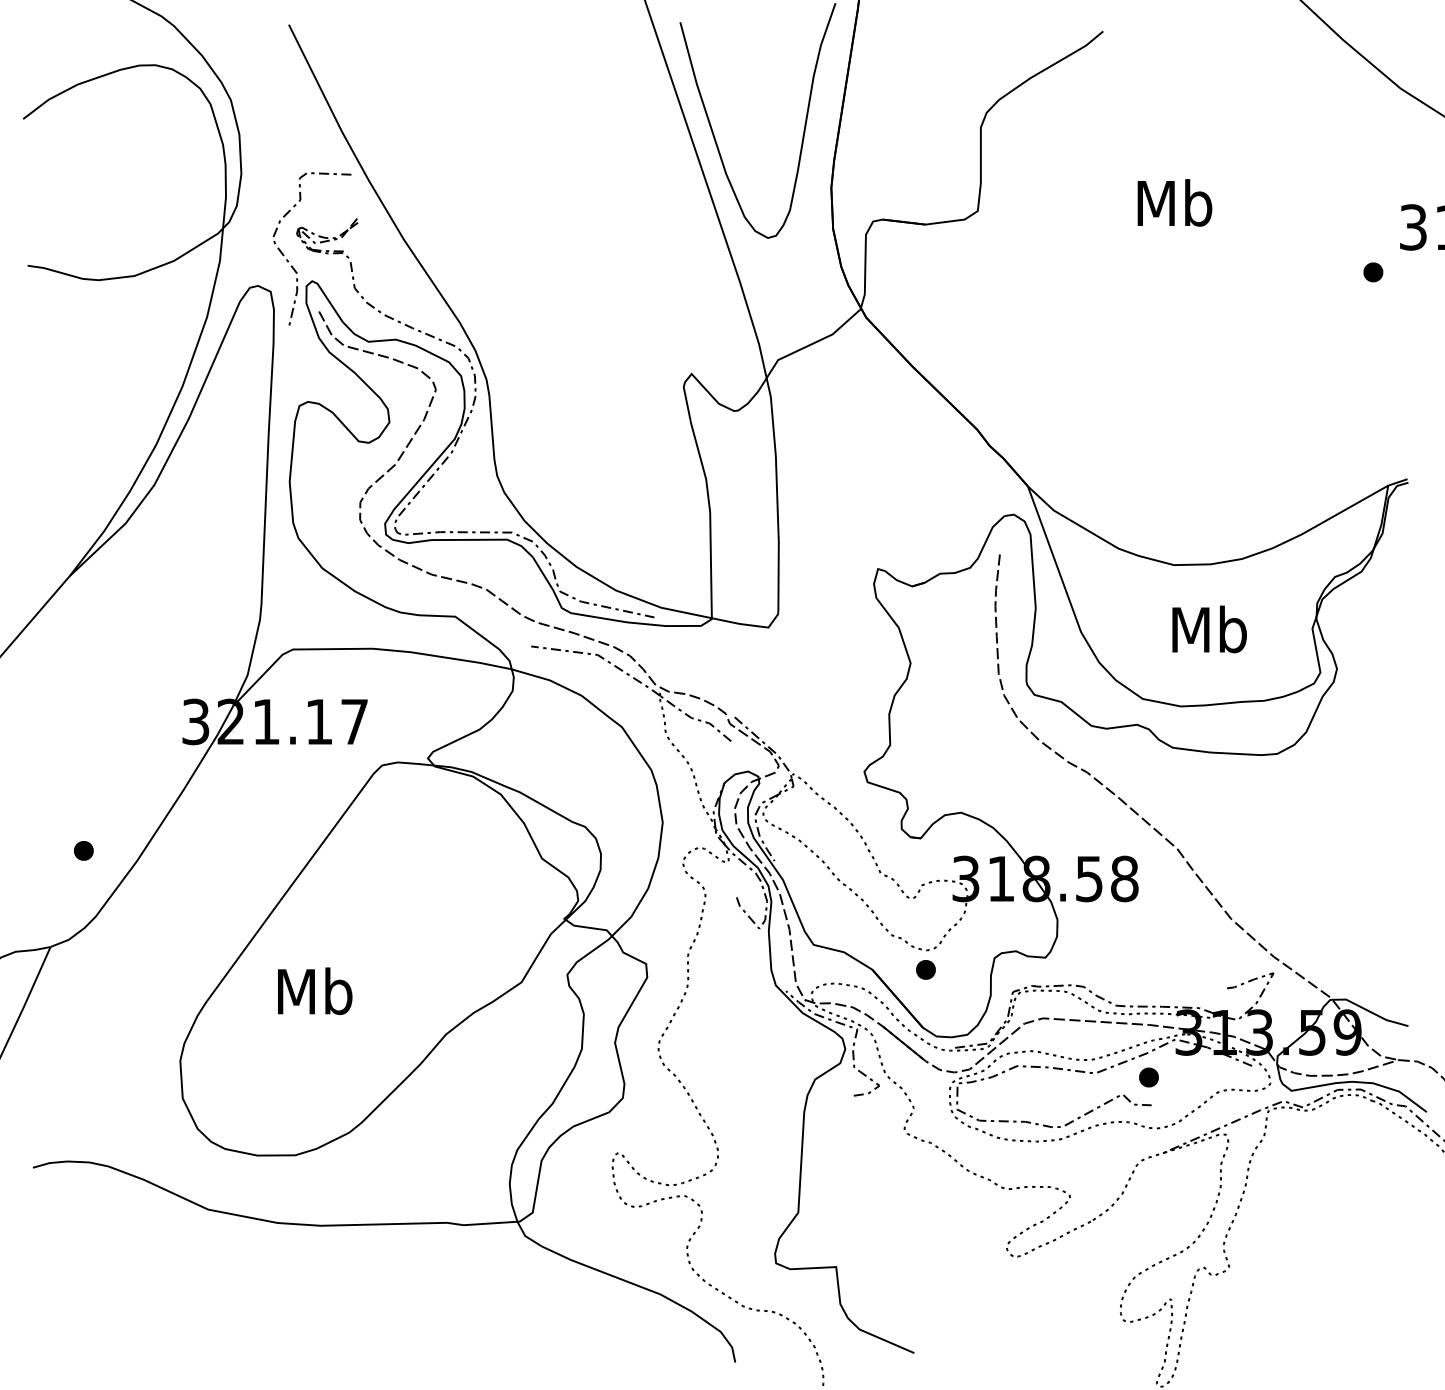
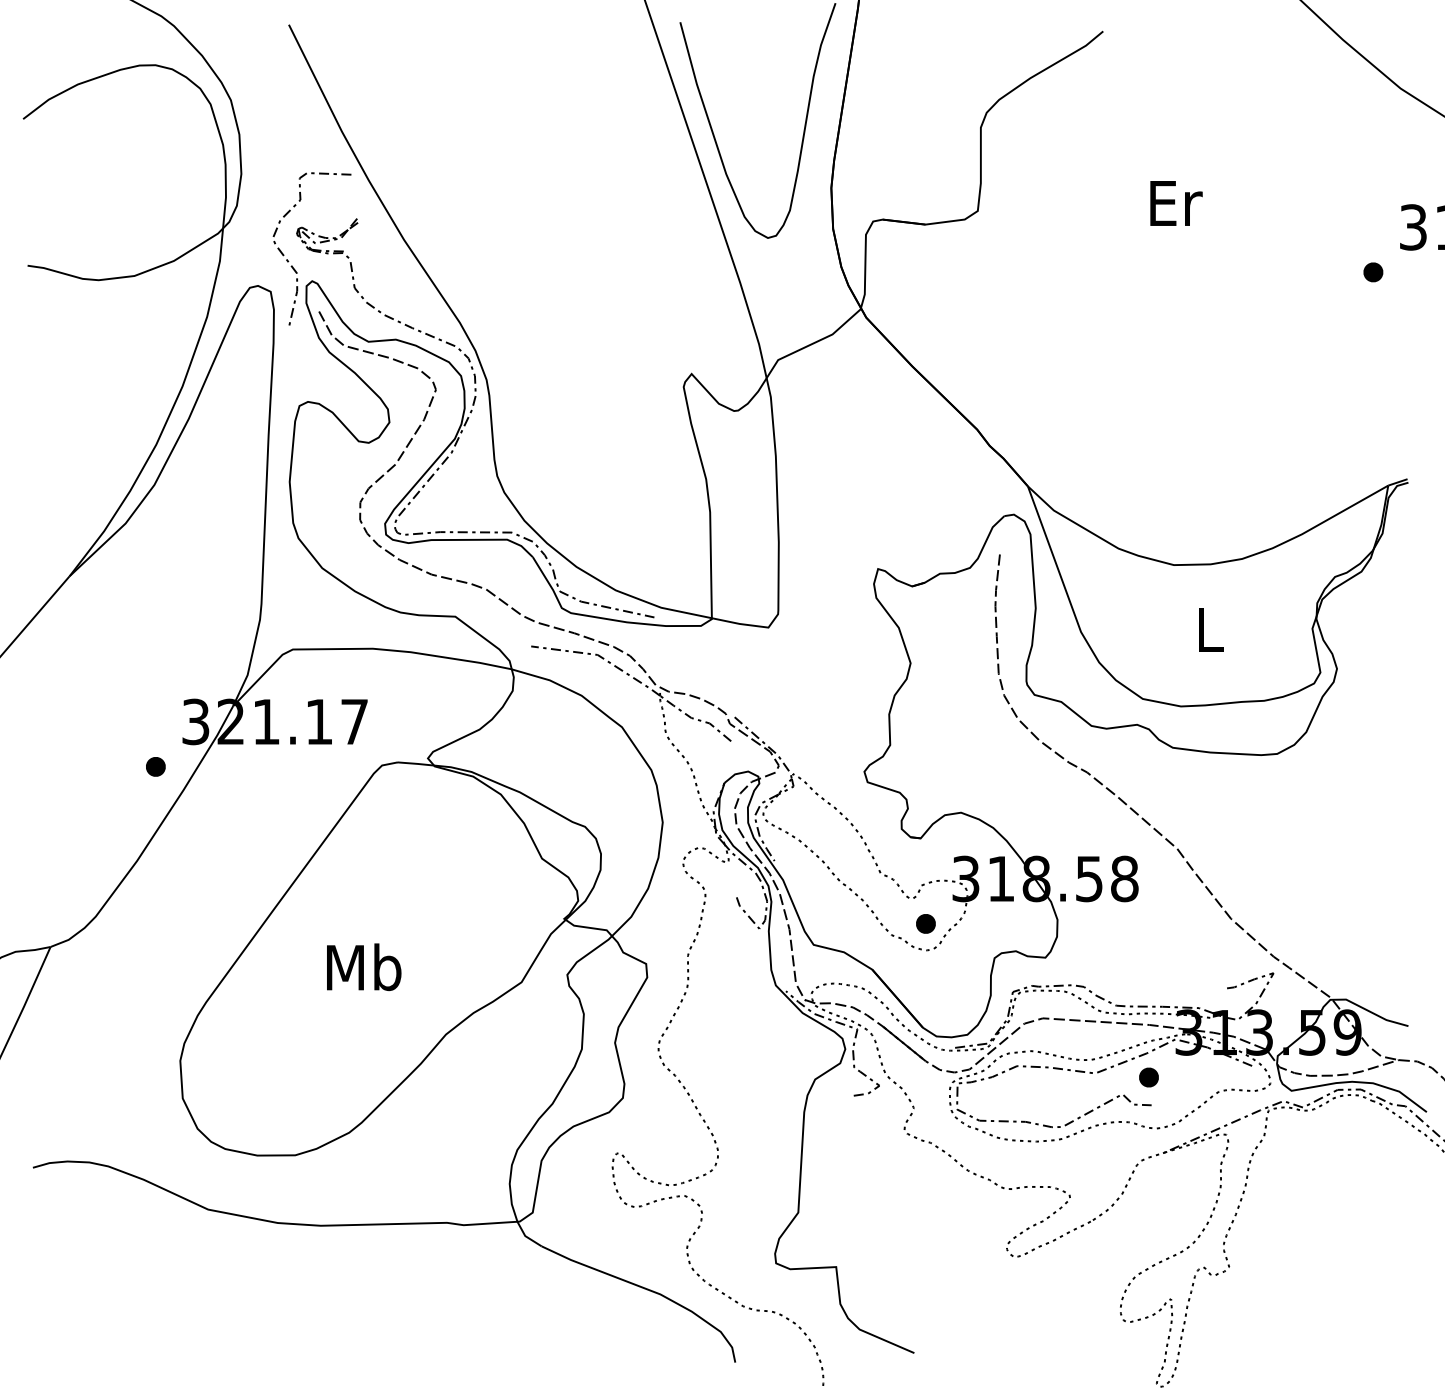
text: Mb -> Er (1174, 202)
text: Mb -> L (1209, 629)
part position: (83, 850) -> (155, 766) (155, 766)
part position: (925, 969) -> (925, 923) (925, 923)
text position: (315, 991) -> (364, 967) (364, 967)
